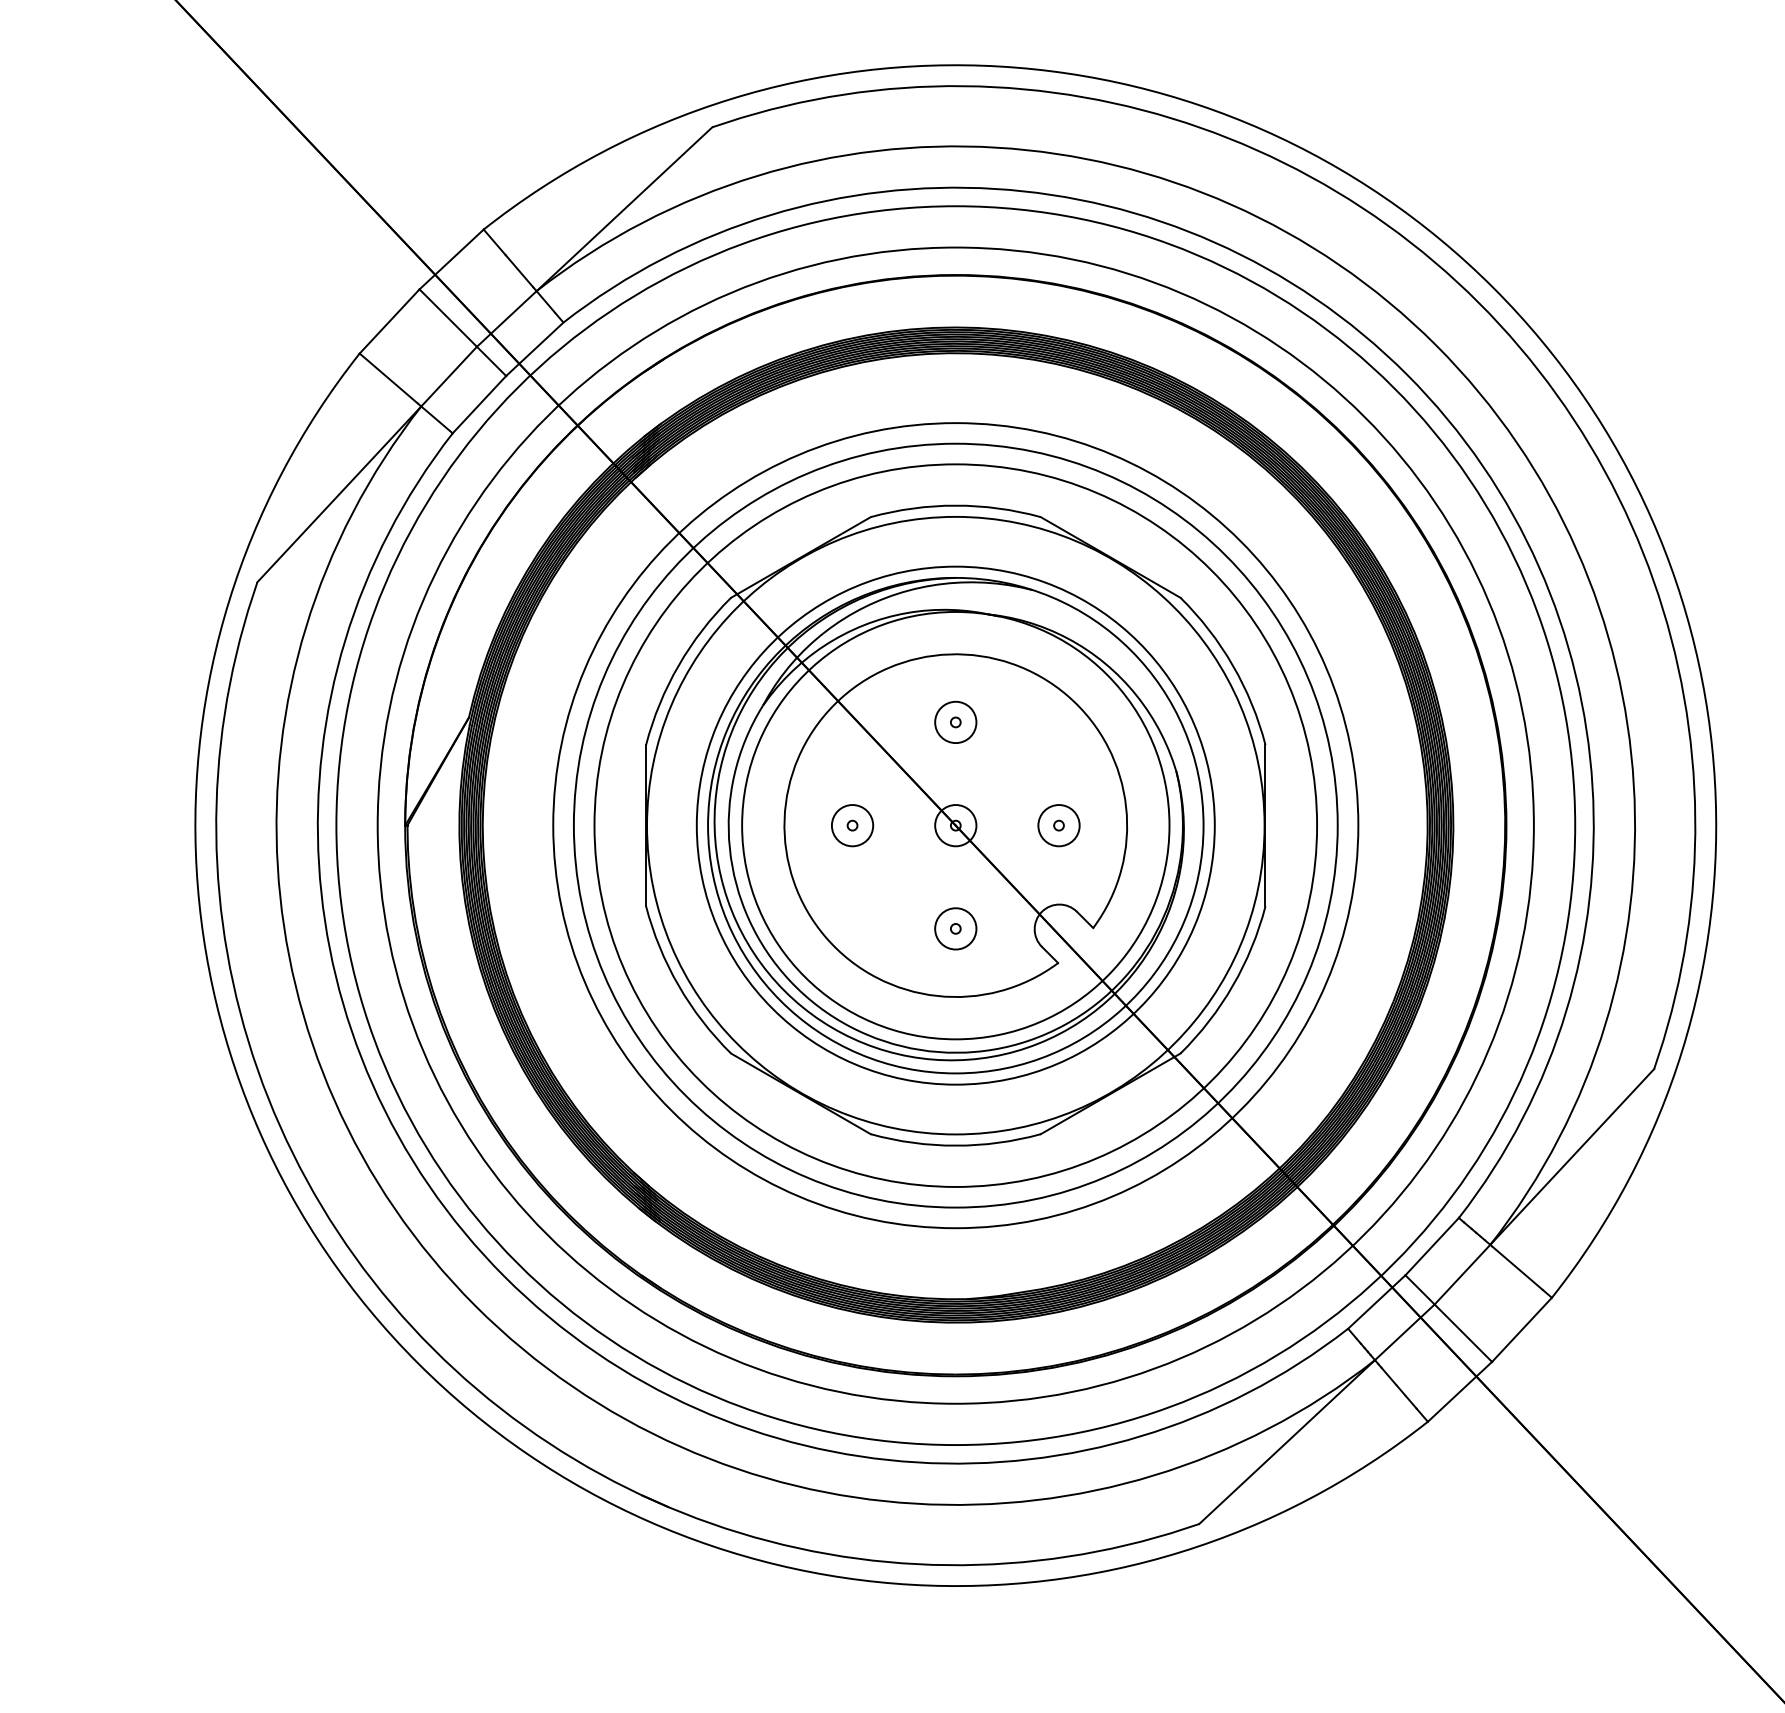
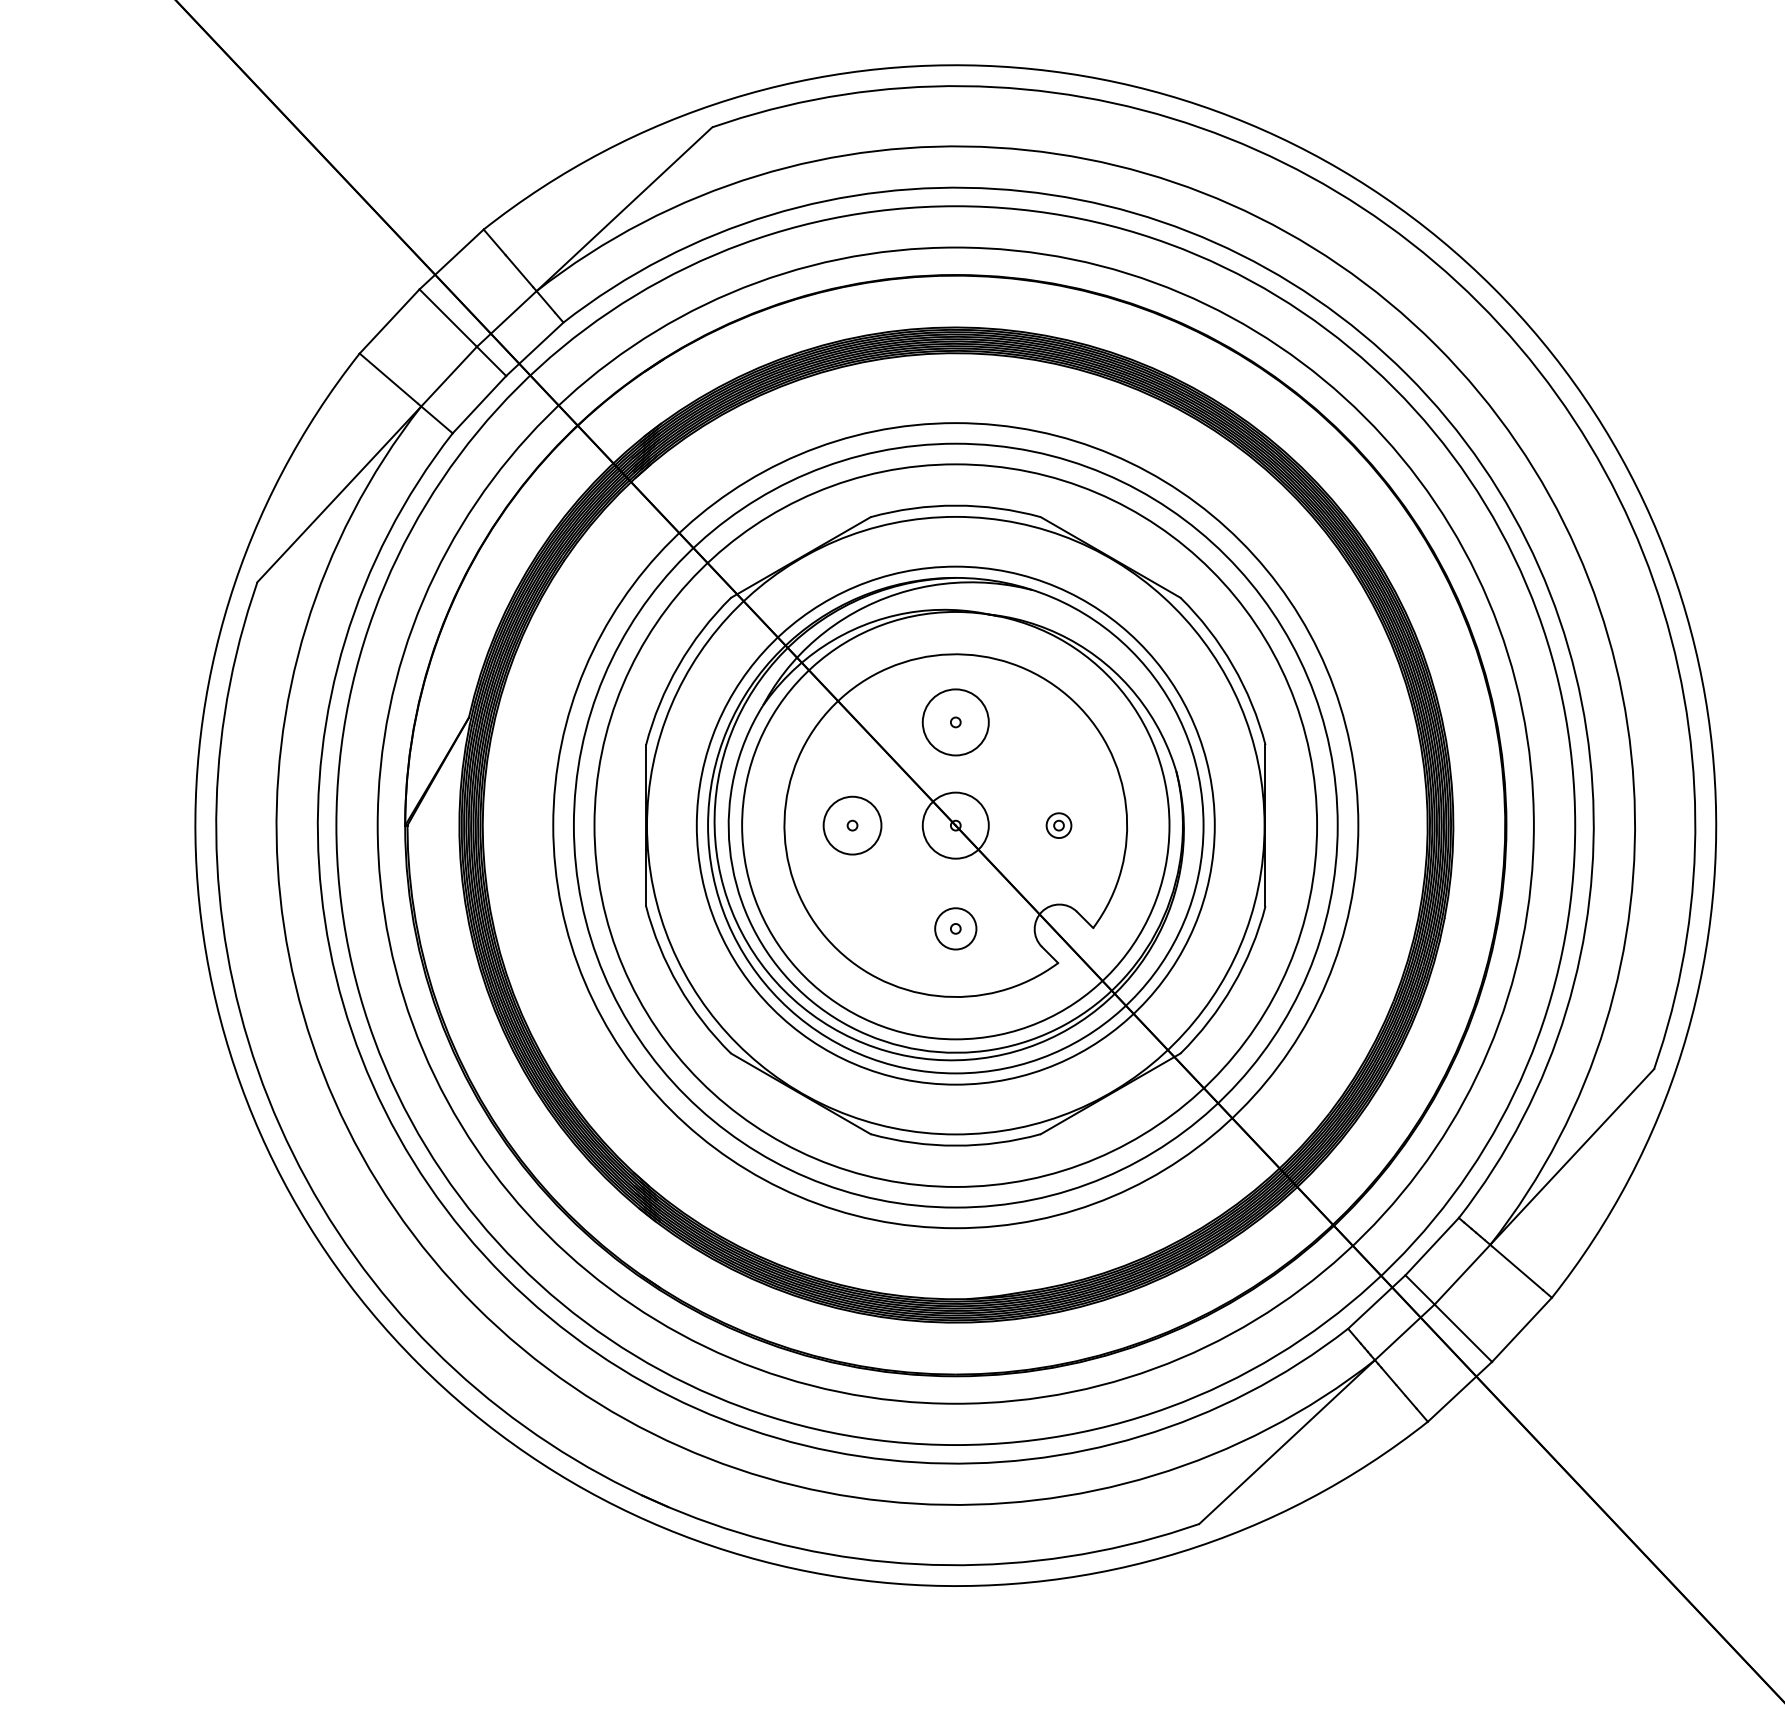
circle diameter: 41 px -> 66 px (955, 722)
circle diameter: 41 px -> 58 px (852, 825)
circle diameter: 41 px -> 66 px (955, 825)
circle diameter: 41 px -> 25 px (1058, 825)
